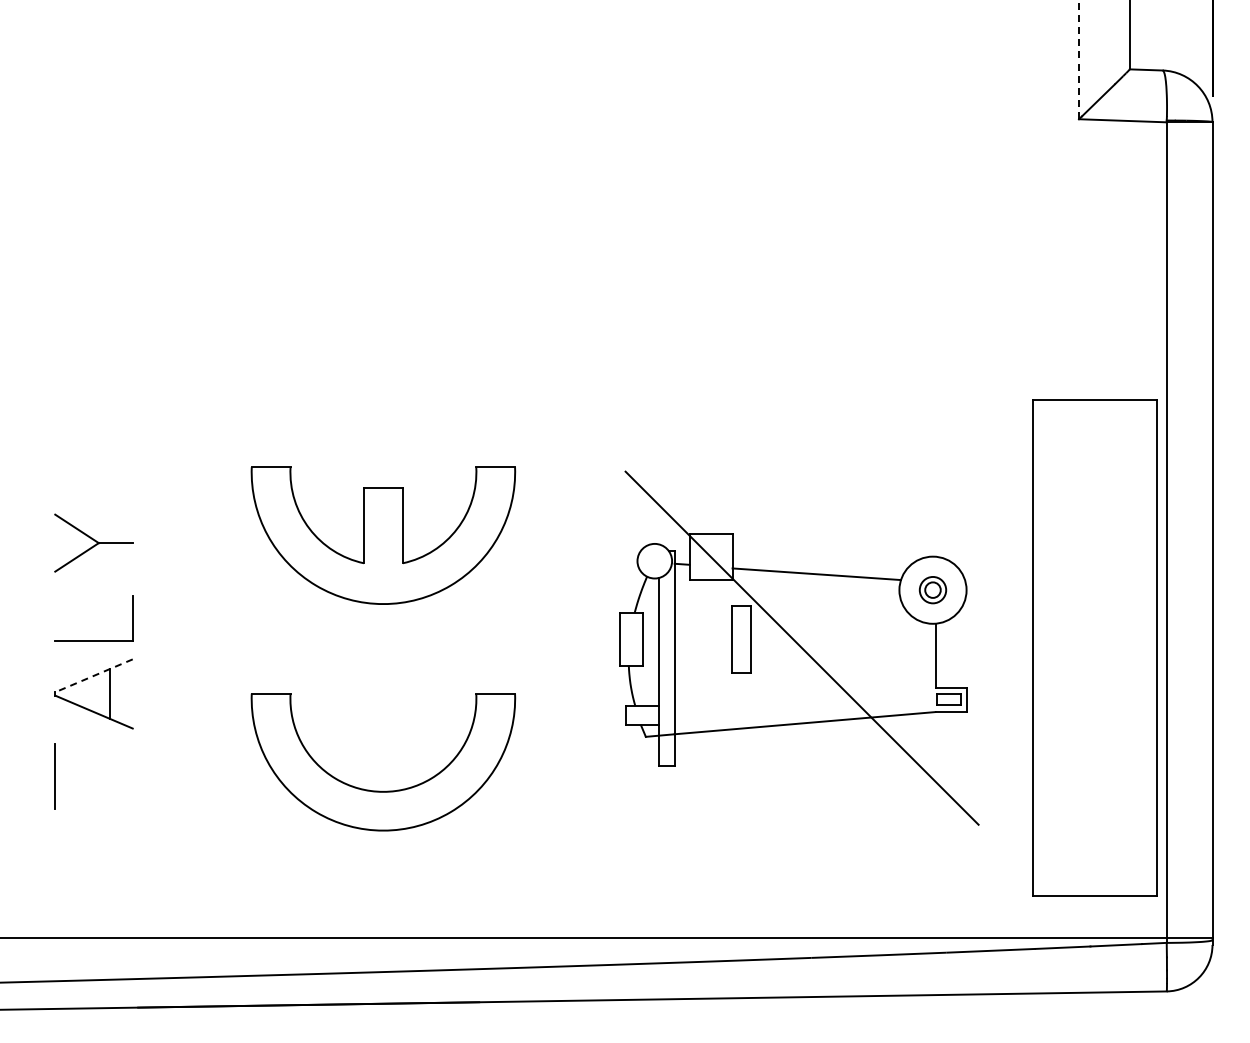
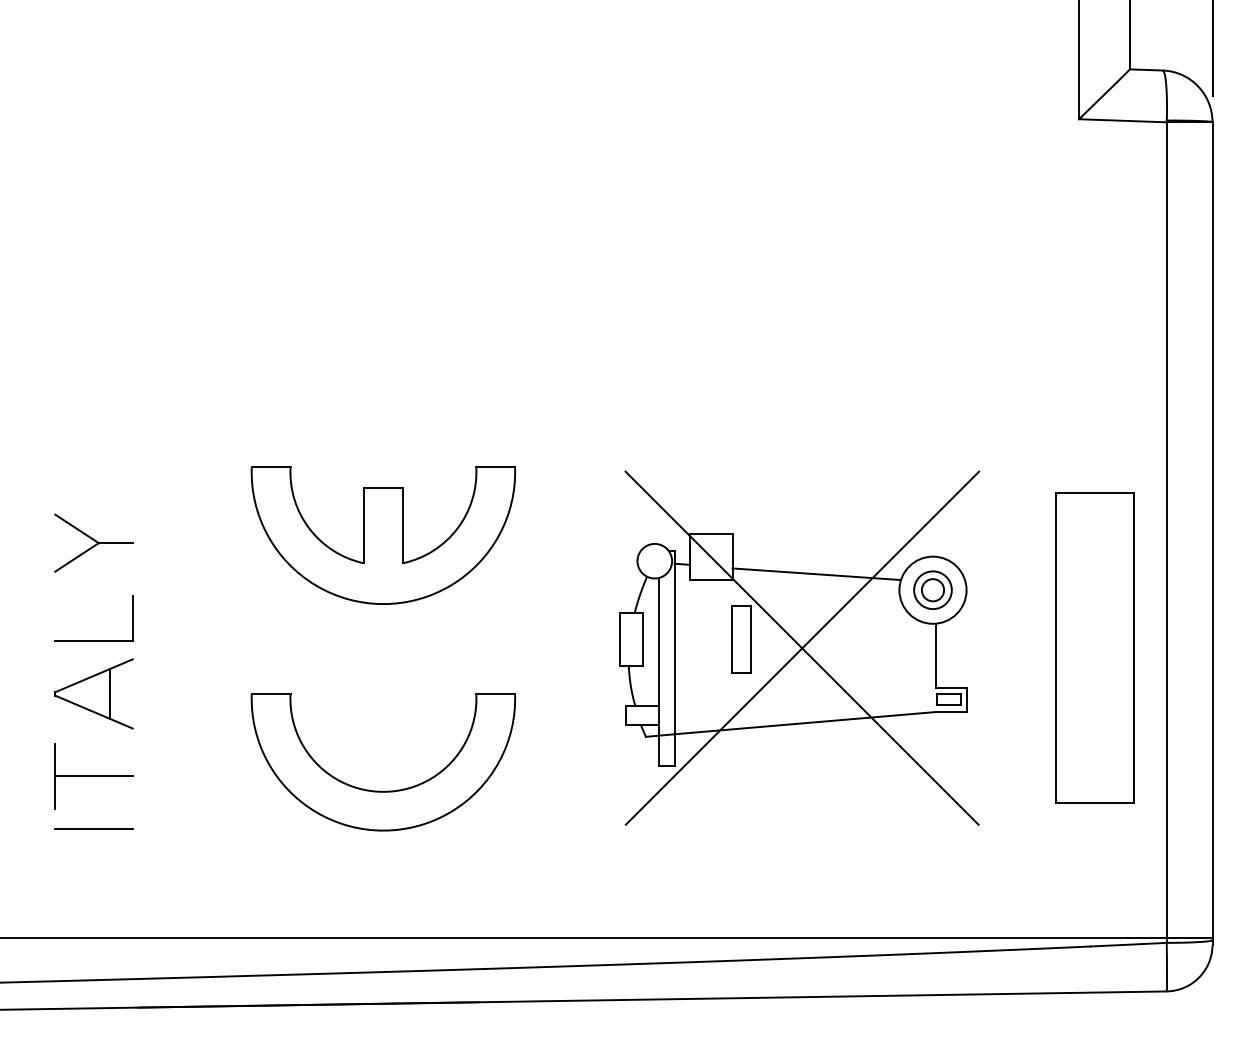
line: dashed -> solid (1079, 59)
part size: 30x29 px -> 40x40 px (932, 589)
line: none -> present (802, 647)
part size: 126x498 px -> 80x312 px (1094, 647)
line: dashed -> solid (93, 676)
line: none -> present (93, 776)
line: none -> present (93, 828)
